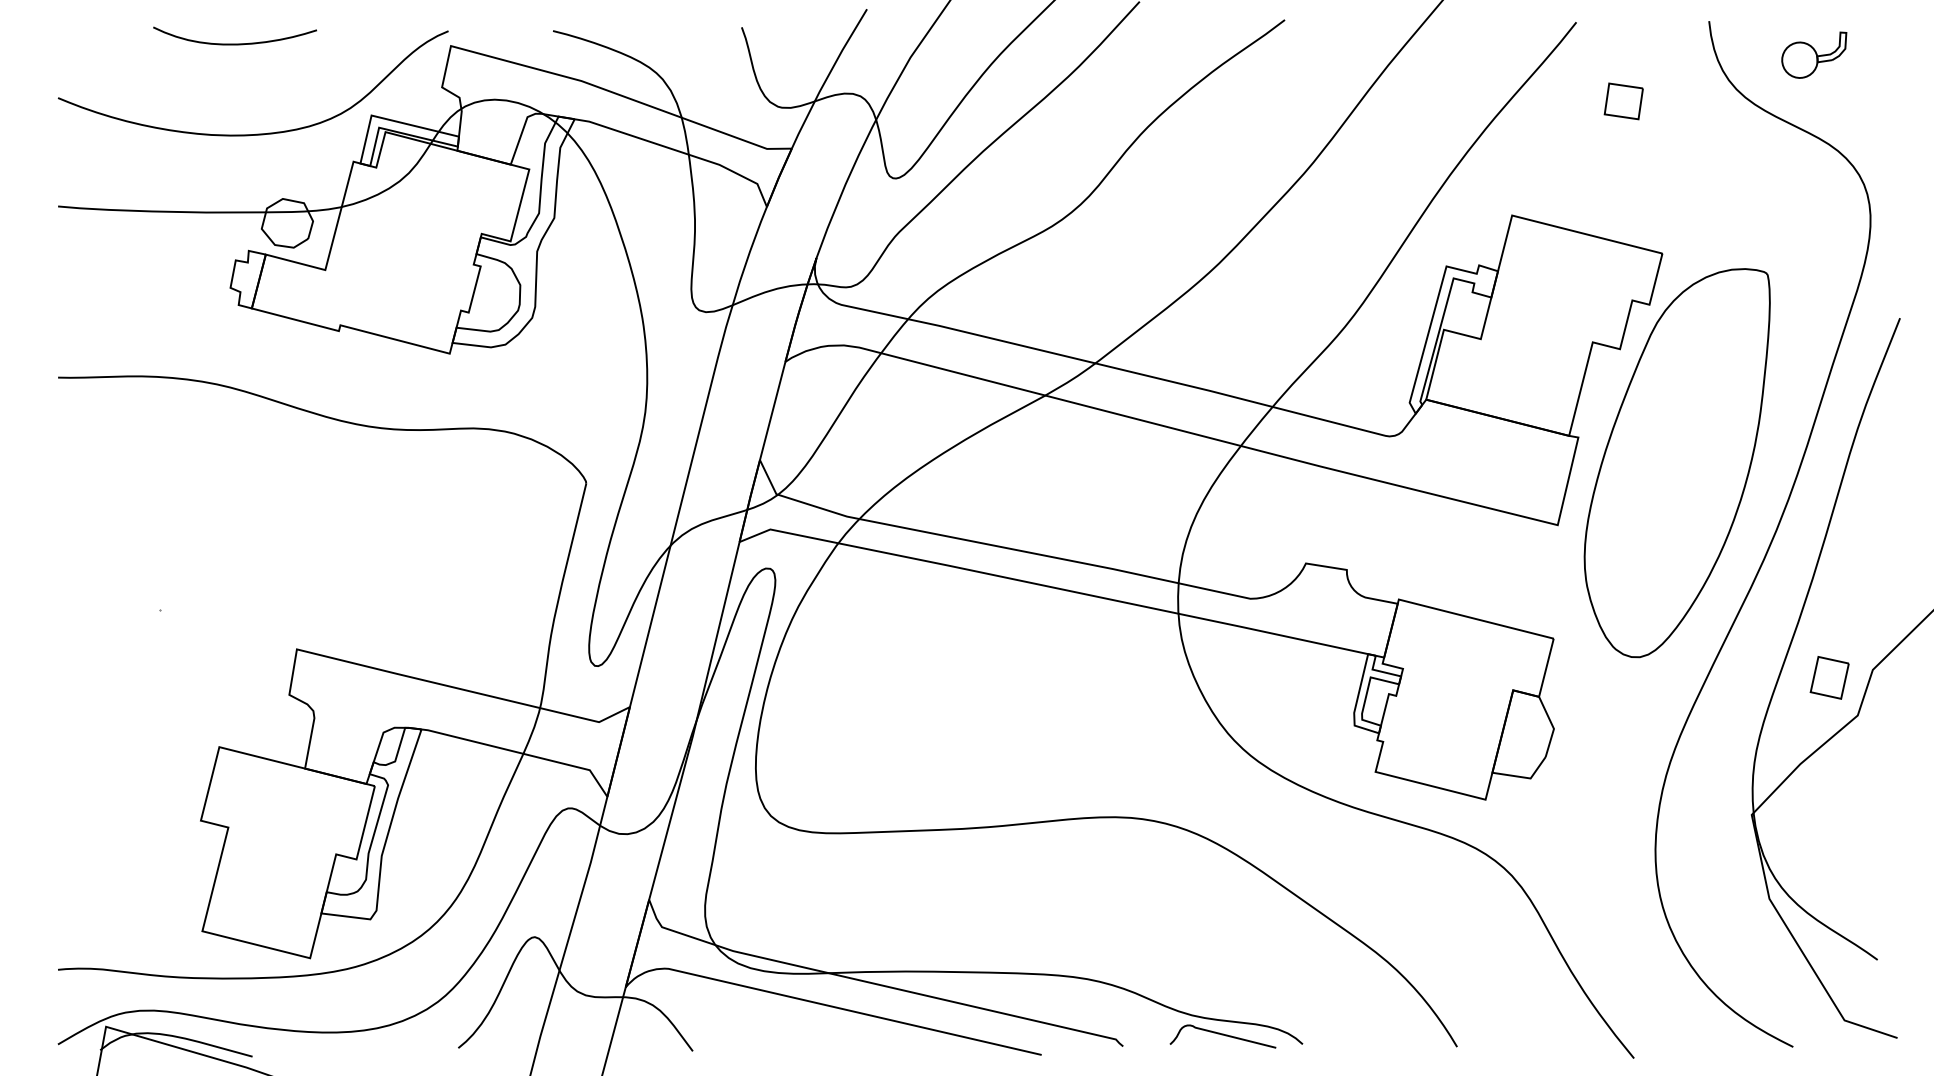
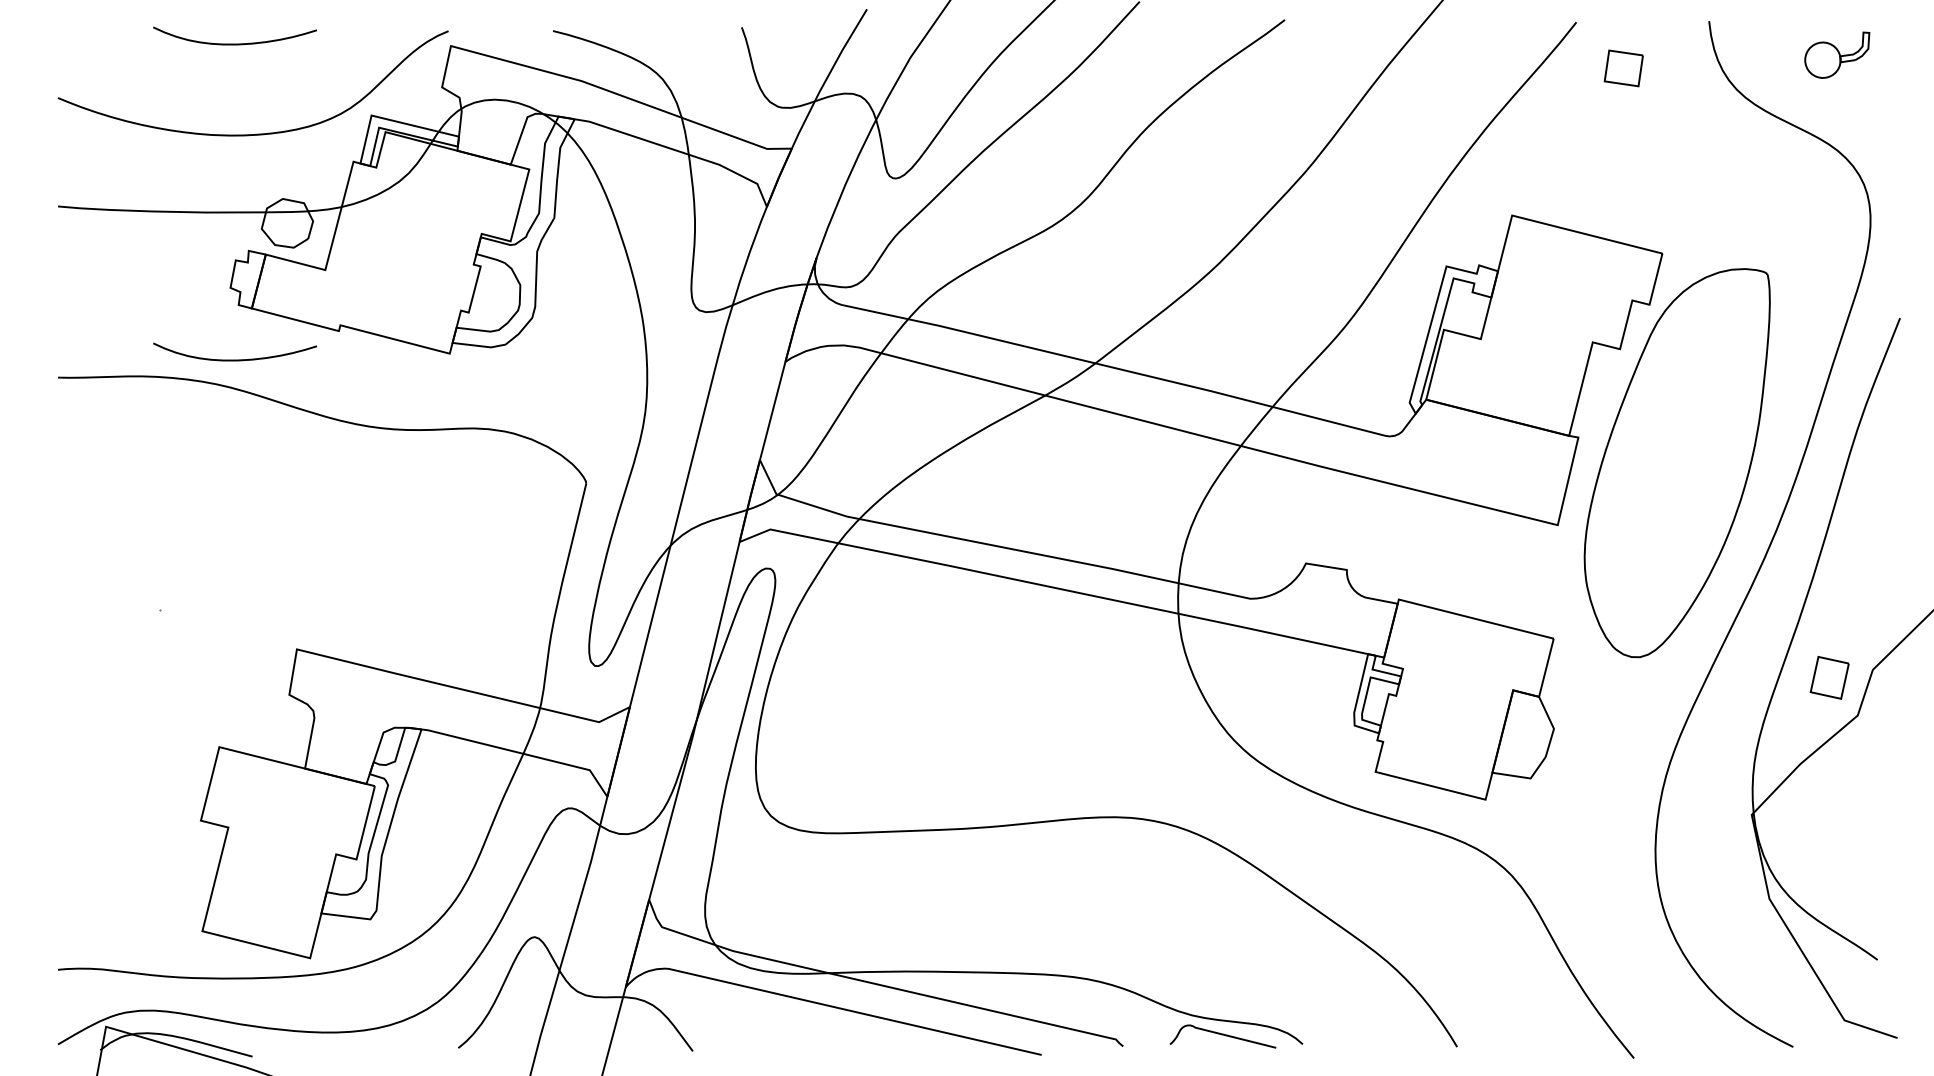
part position: (1814, 54) -> (1837, 54) (1837, 54)
part position: (1623, 101) -> (1623, 68) (1623, 68)
curve: none -> present (234, 359)
